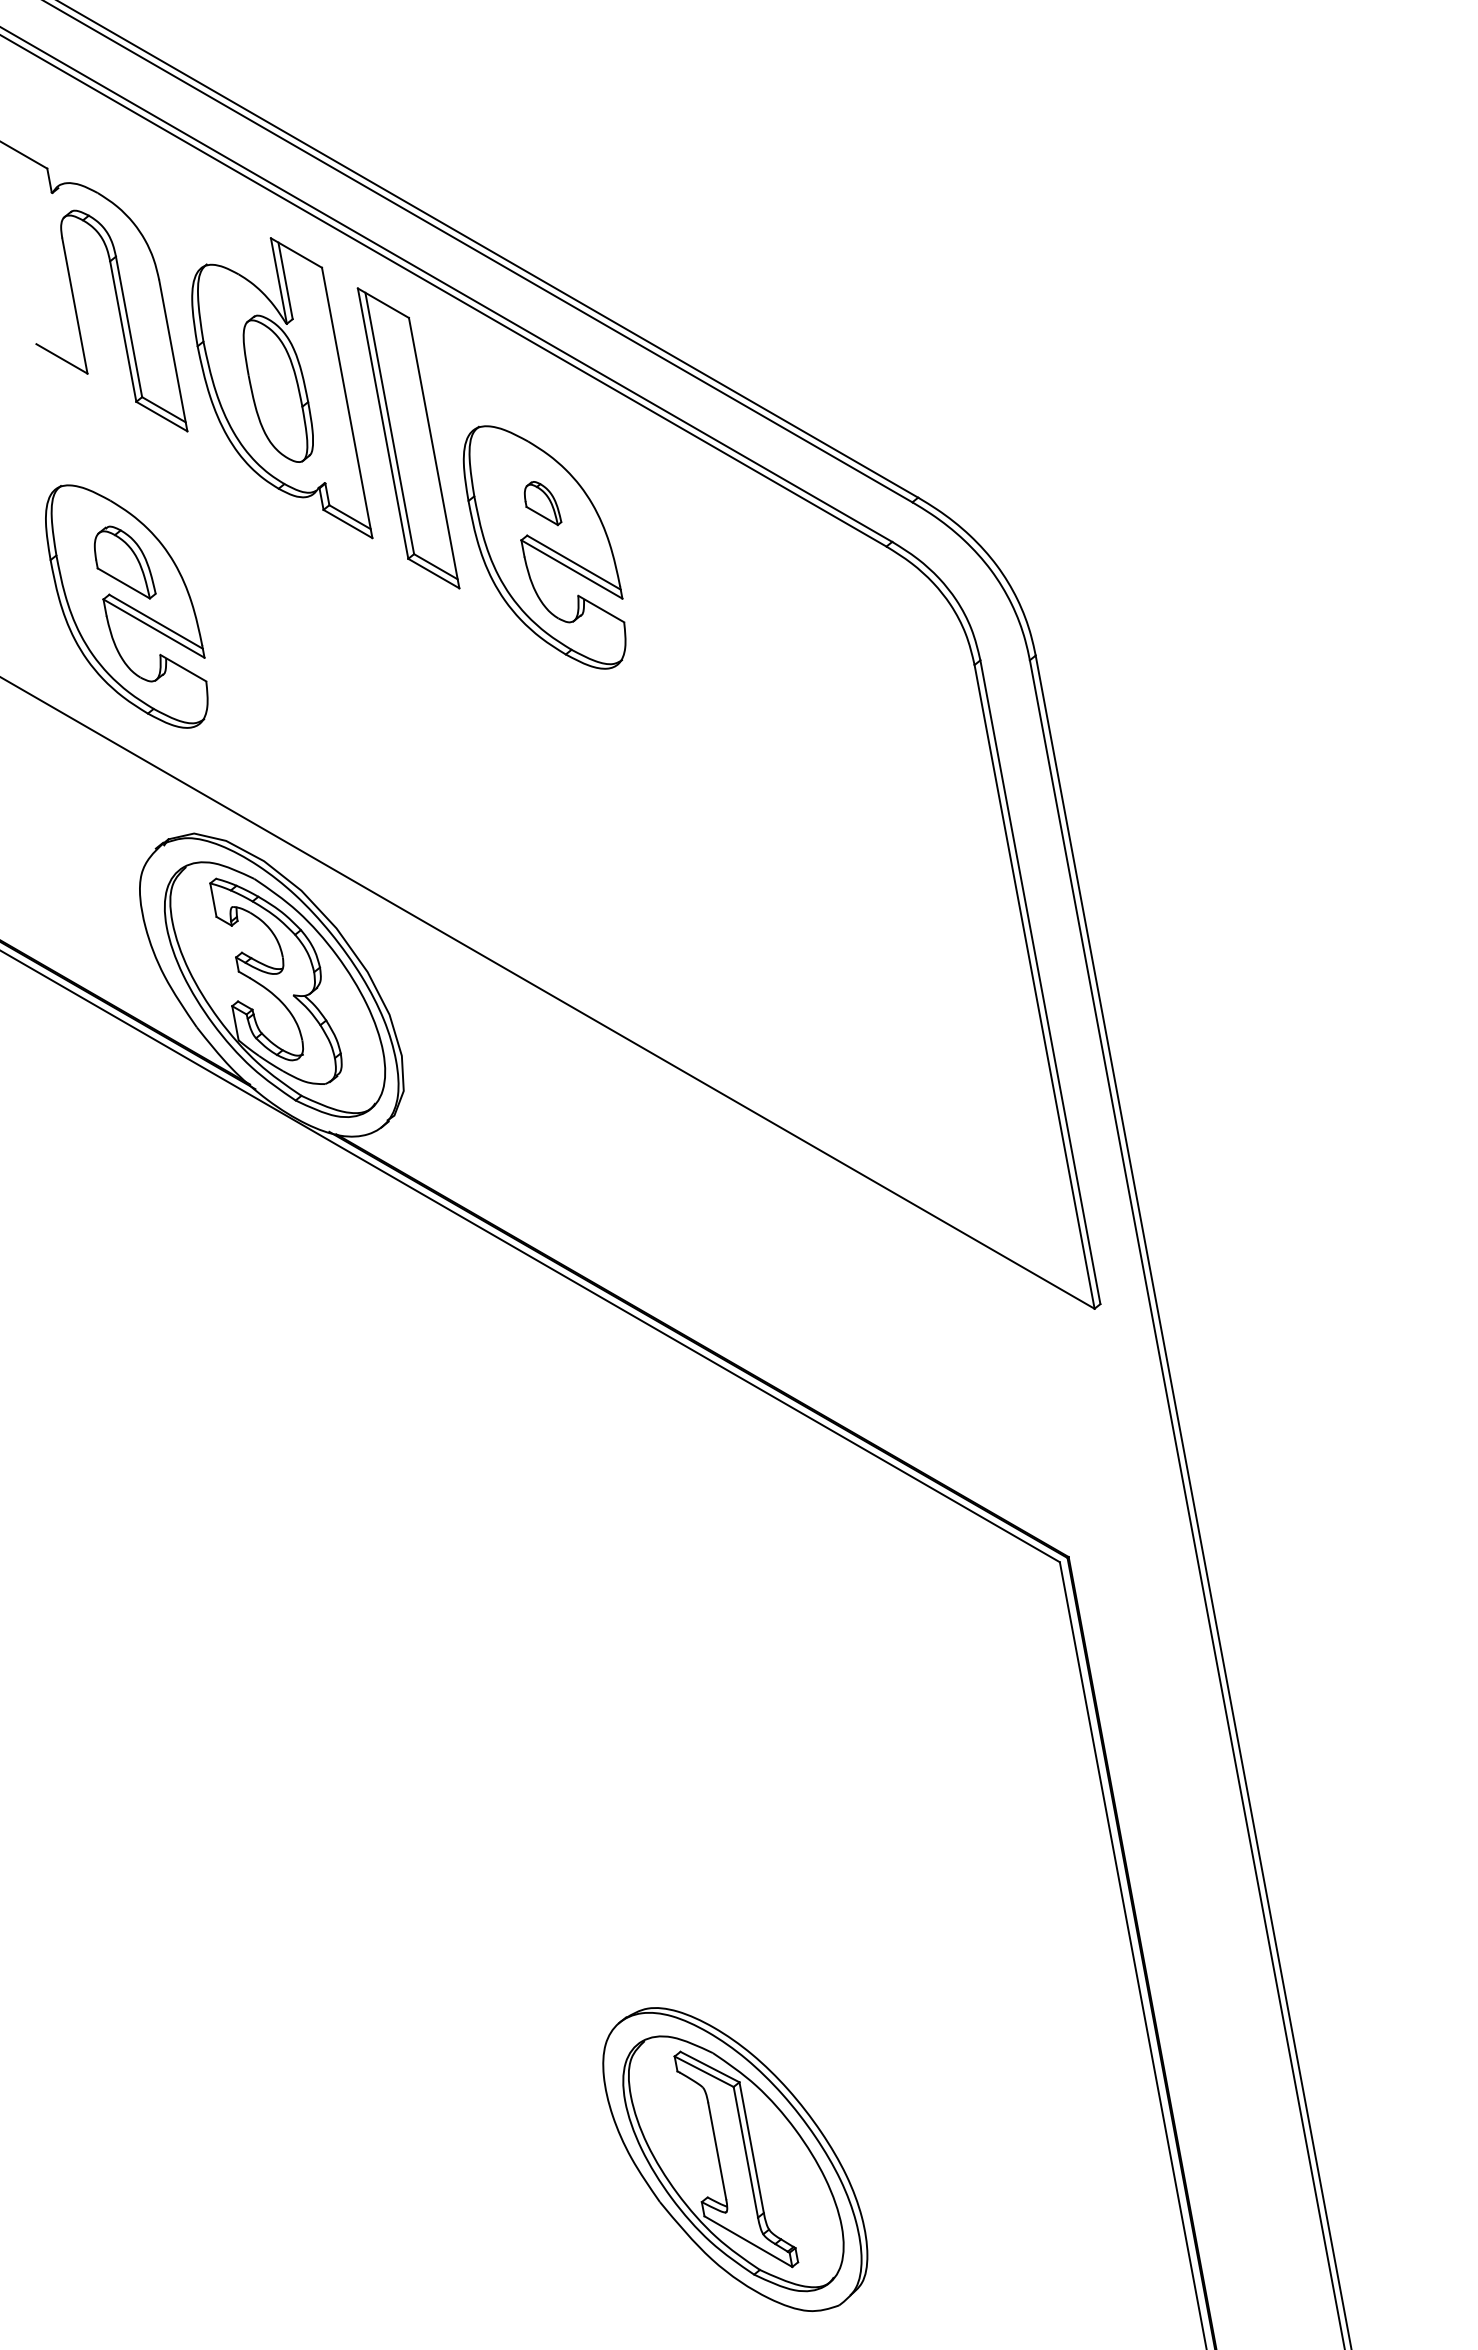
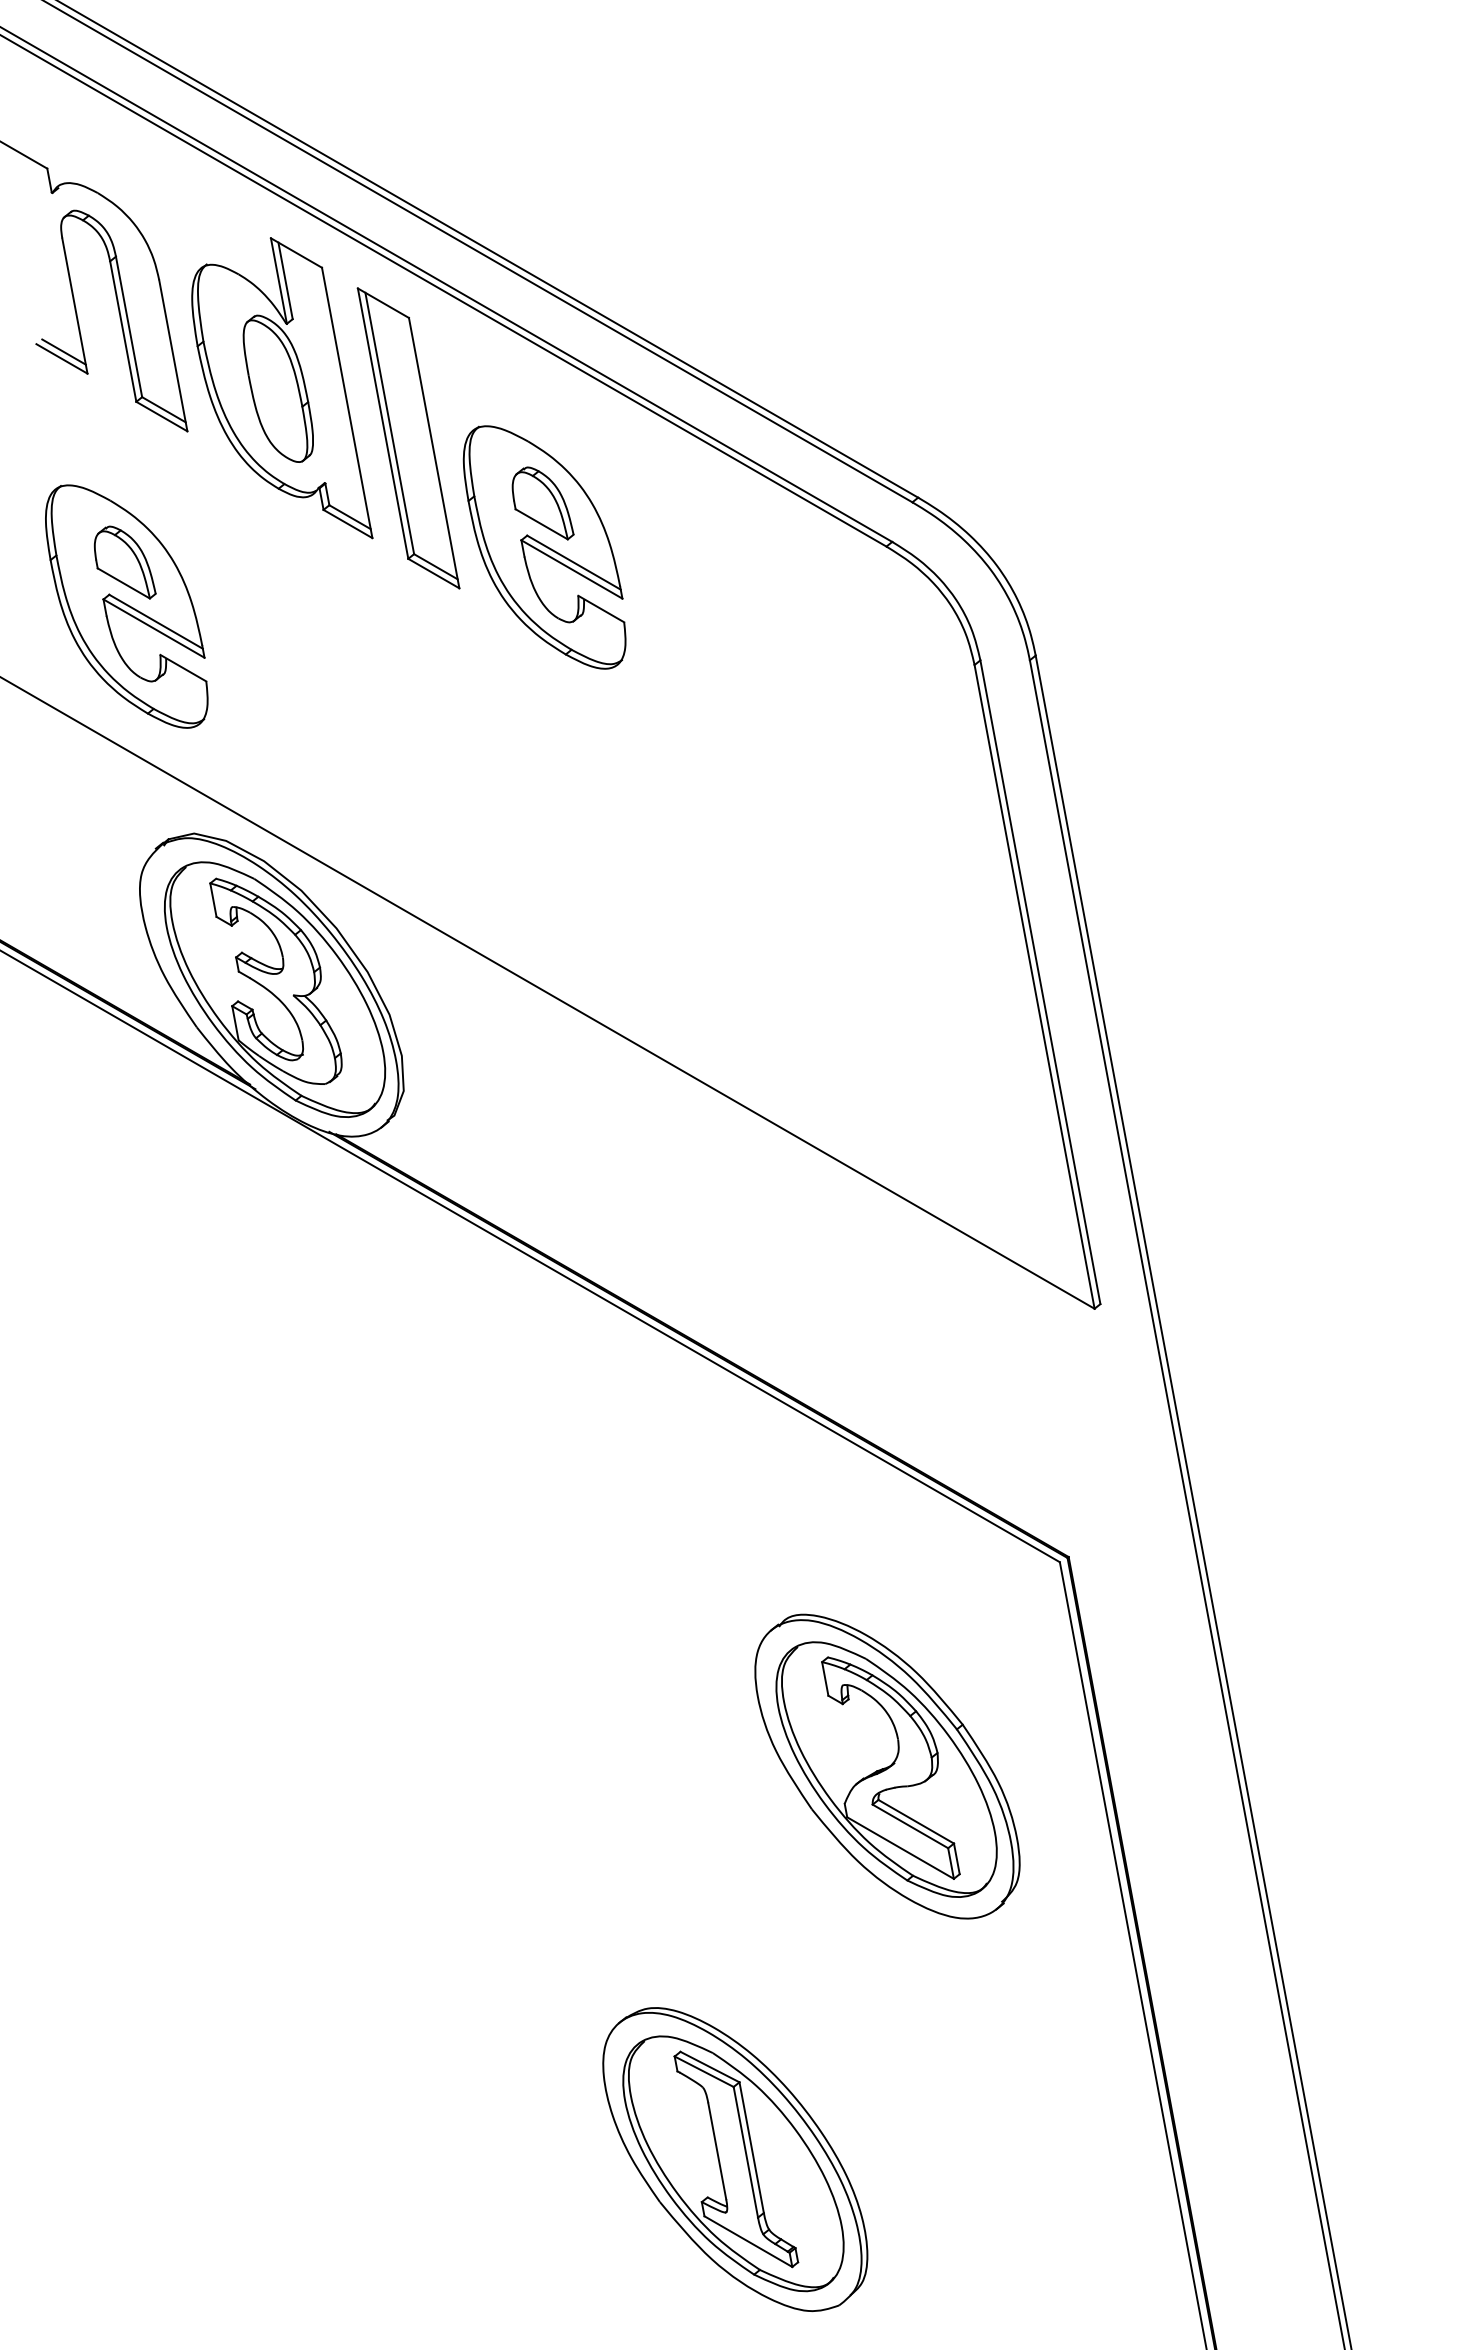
line: none -> present (63, 351)
part size: 40x46 px -> 64x75 px (542, 503)
part: none -> present (887, 1766)
